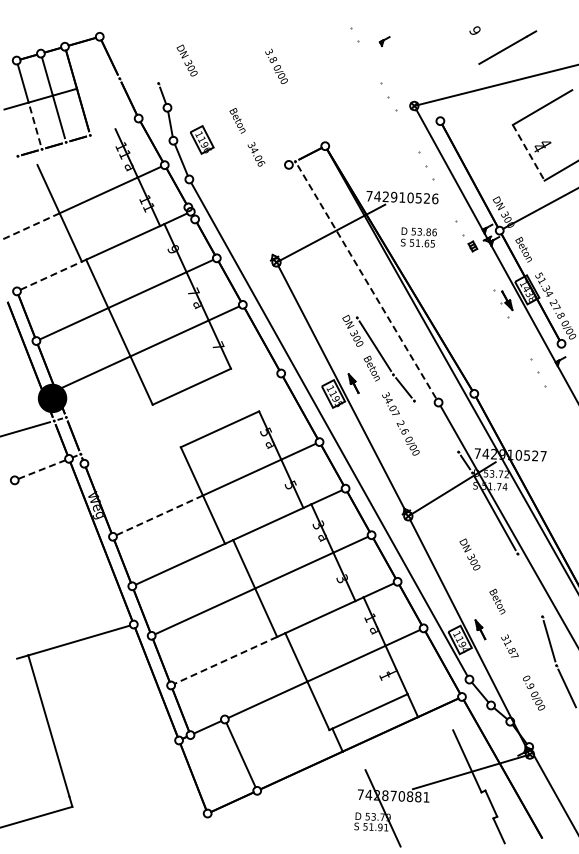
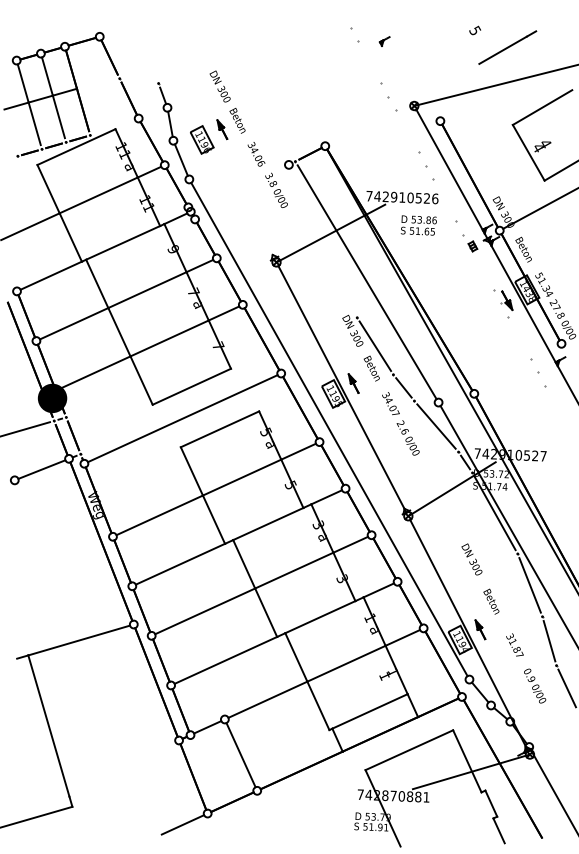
text: 9 -> 5 (475, 30)
text position: (186, 60) -> (219, 86) (219, 86)
text position: (276, 65) -> (276, 189) (276, 189)
line: dashed -> solid (34, 123)
part: none -> present (222, 129)
line: none -> present (76, 147)
line: dashed -> solid (528, 153)
line: dashed -> solid (30, 226)
text position: (418, 237) -> (418, 225) (418, 225)
line: dashed -> solid (51, 275)
line: dashed -> solid (367, 282)
line: none -> present (182, 418)
line: none -> present (436, 426)
line: dashed -> solid (42, 469)
line: dashed -> solid (159, 515)
text position: (469, 554) -> (471, 559) (471, 559)
line: none -> present (529, 585)
text position: (497, 601) -> (491, 601) (491, 601)
text position: (509, 645) -> (514, 644) (514, 644)
line: dashed -> solid (225, 660)
text position: (534, 692) -> (535, 685) (535, 685)
line: none -> present (409, 750)
line: none -> present (182, 824)
